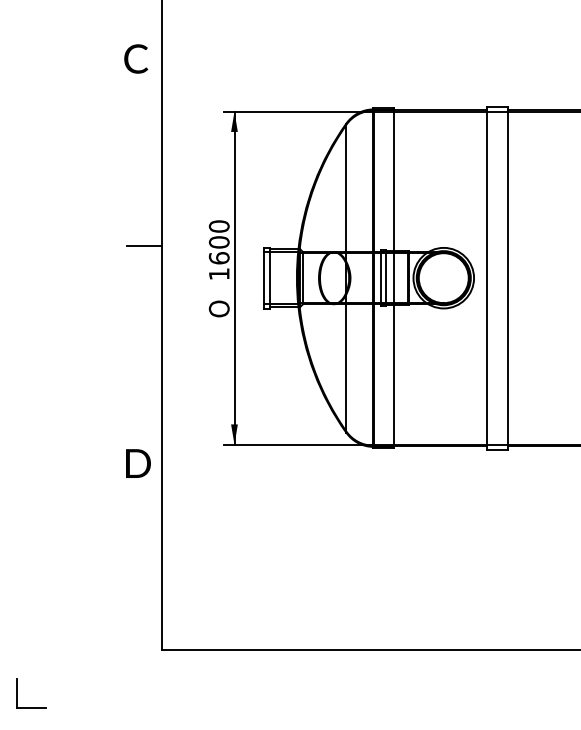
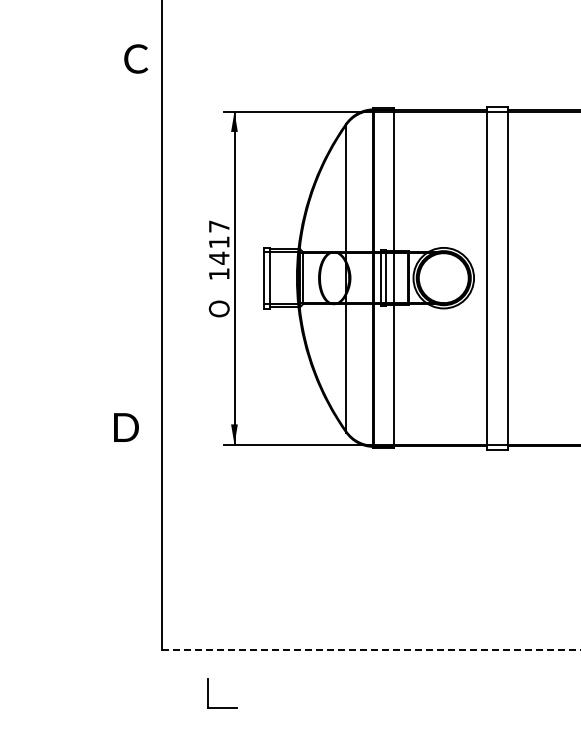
text: 1600 -> 1417 (218, 242)
line: present -> none (144, 245)
text position: (138, 463) -> (126, 427) (126, 427)
line: solid -> dashed (371, 650)
part position: (17, 693) -> (208, 693) (208, 693)
